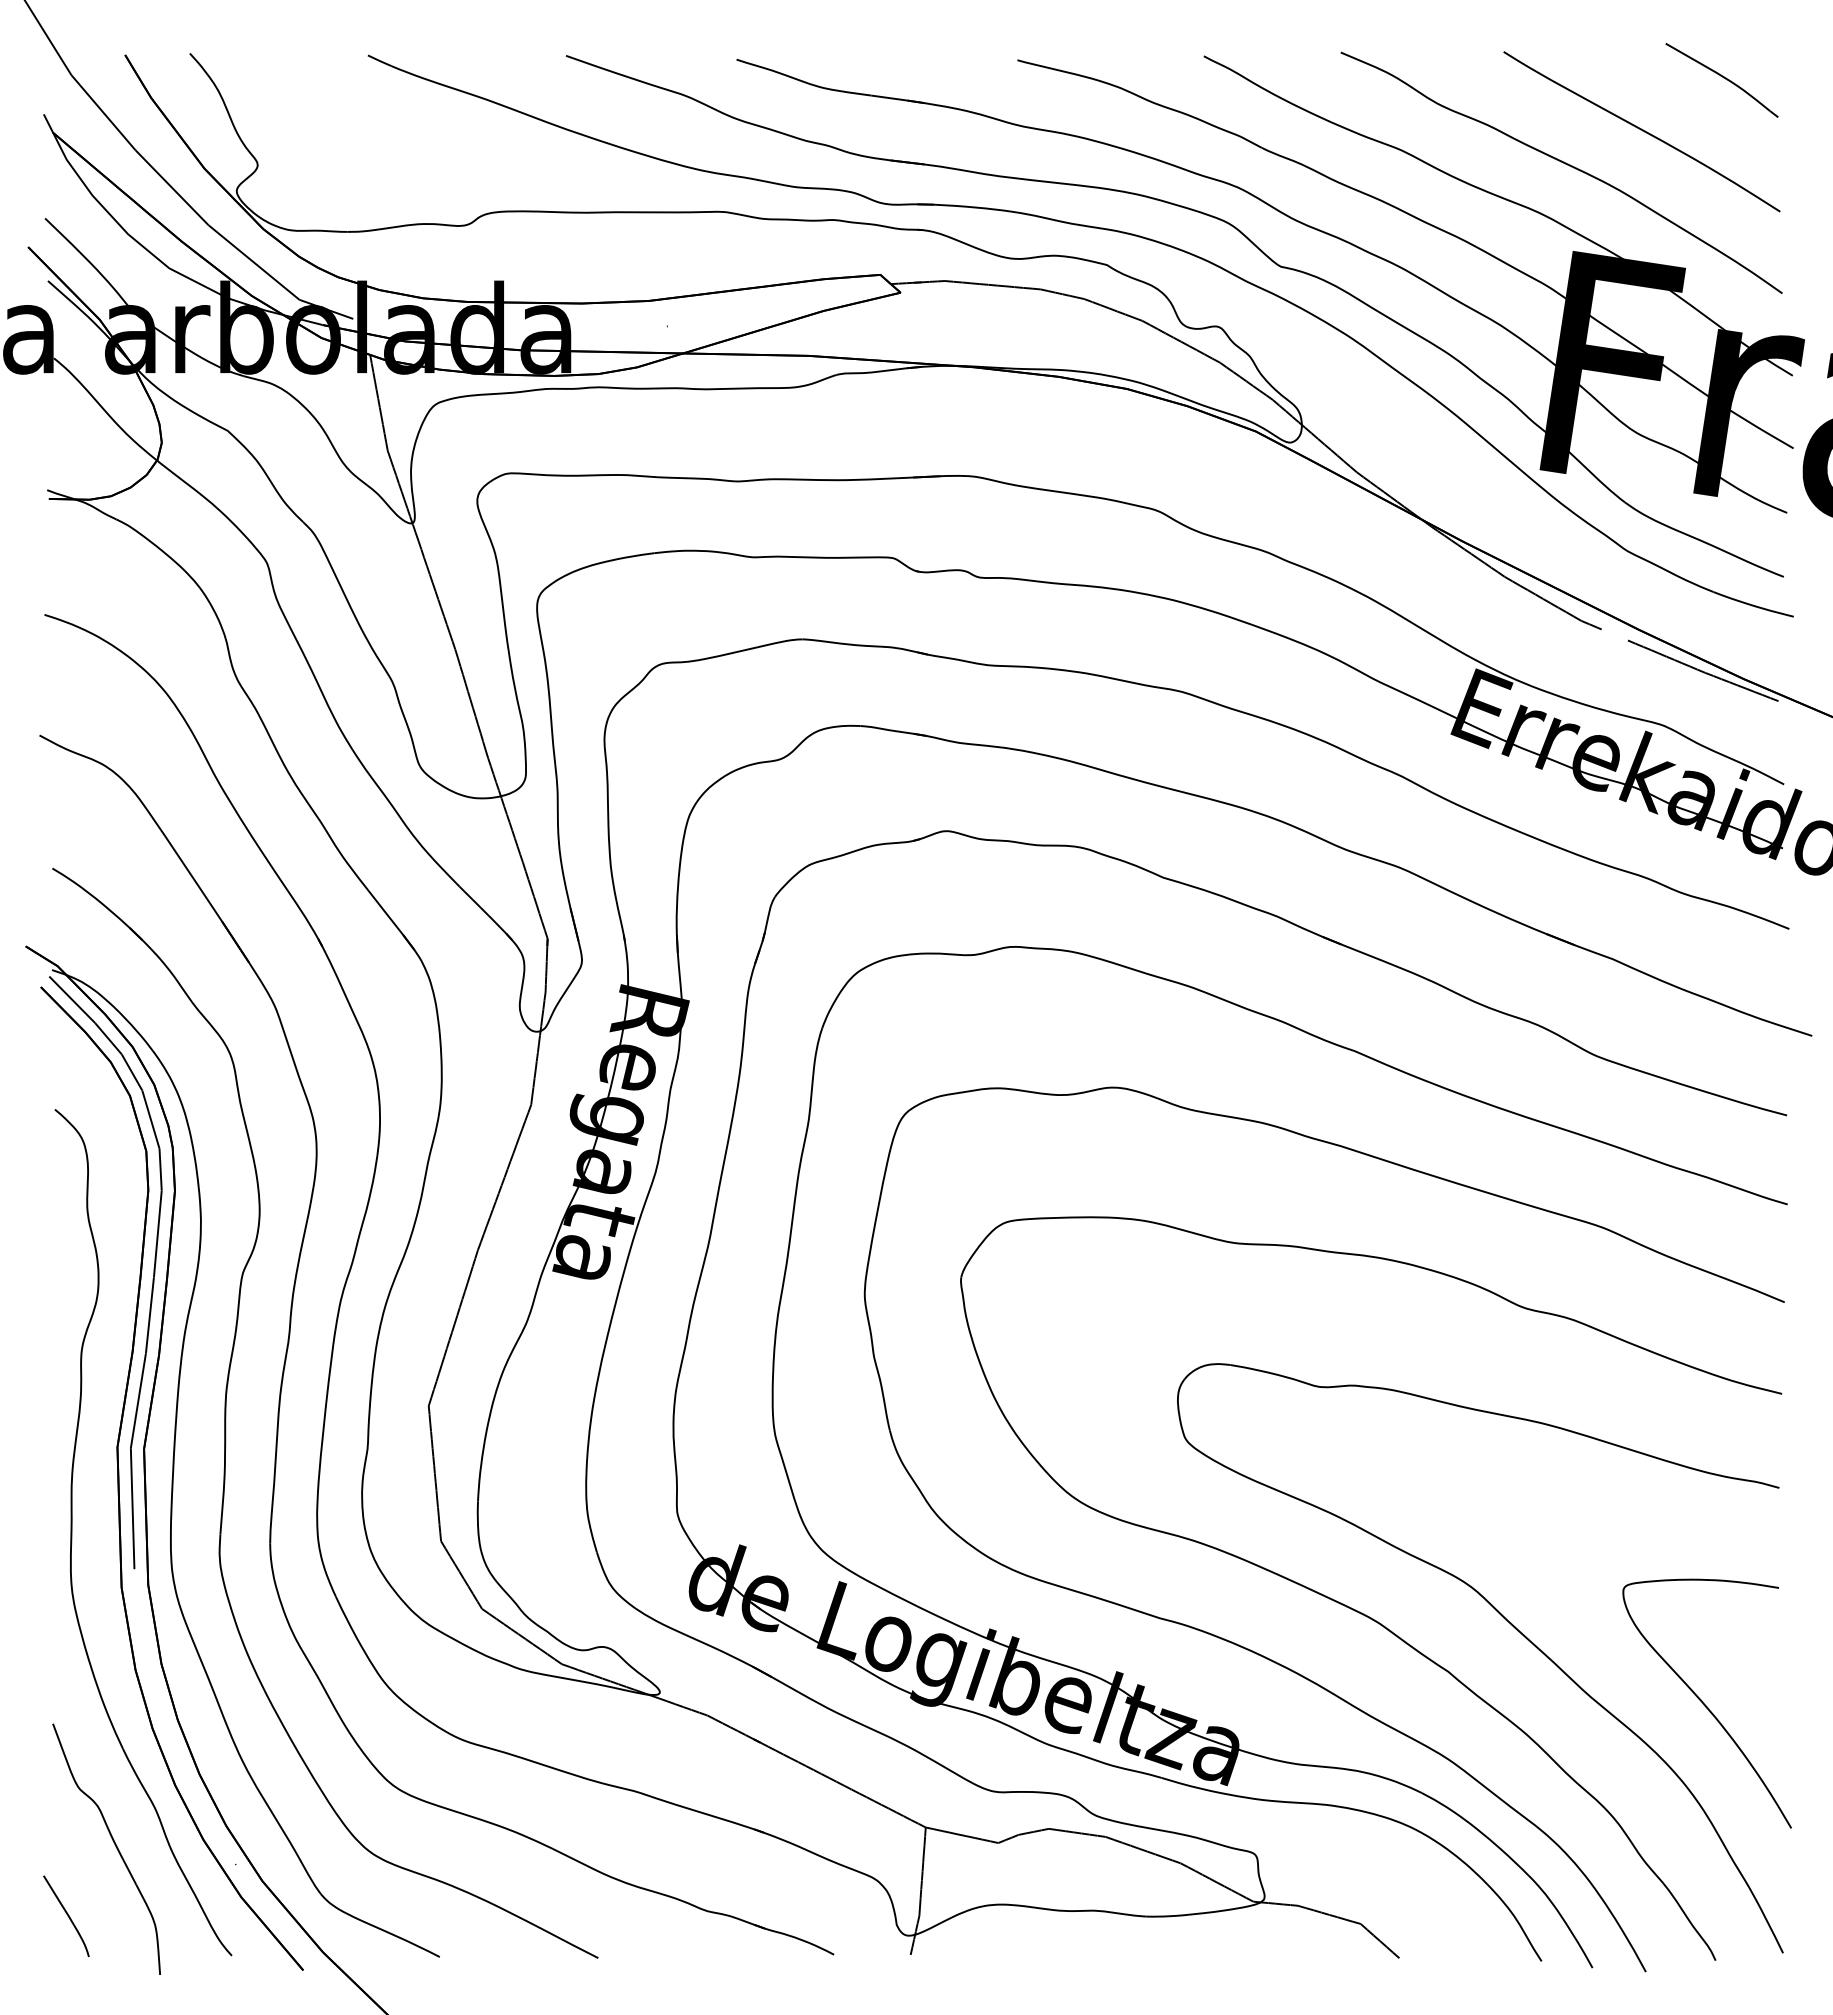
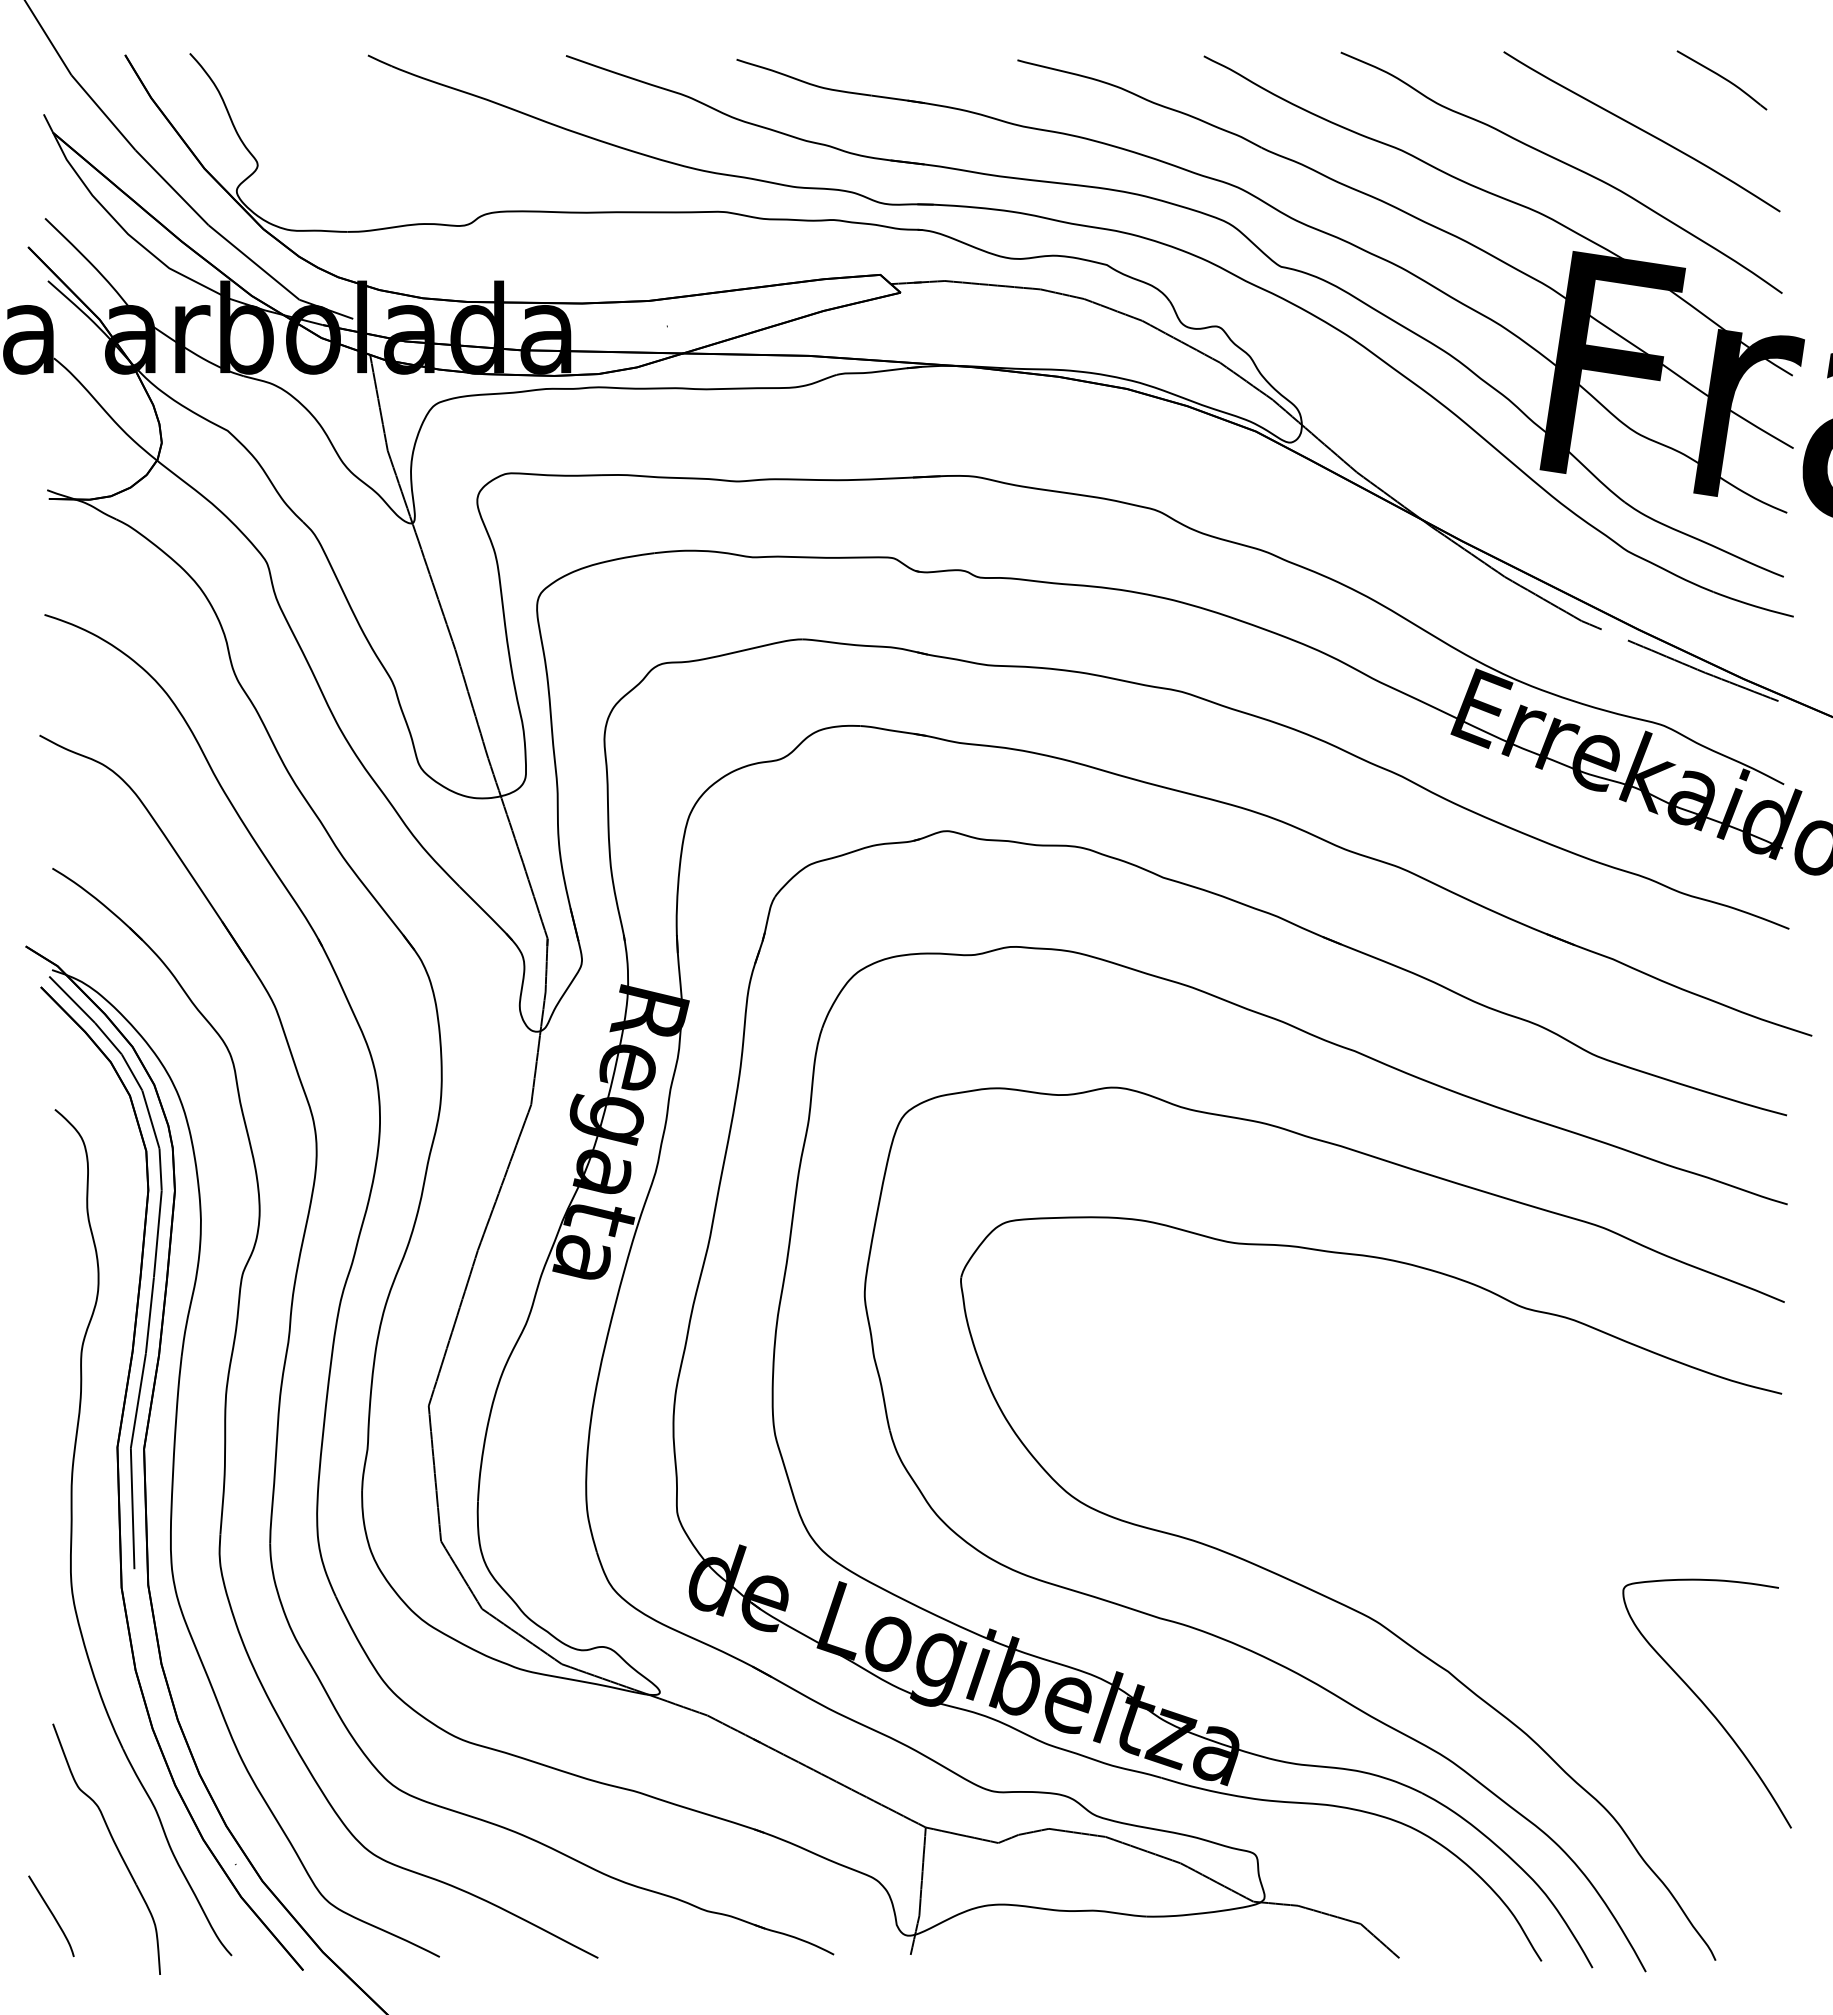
part size: 114x75 px -> 92x61 px (1721, 80)
part: present -> none (1512, 1626)
curve position: (67, 1916) -> (52, 1916) (52, 1916)
